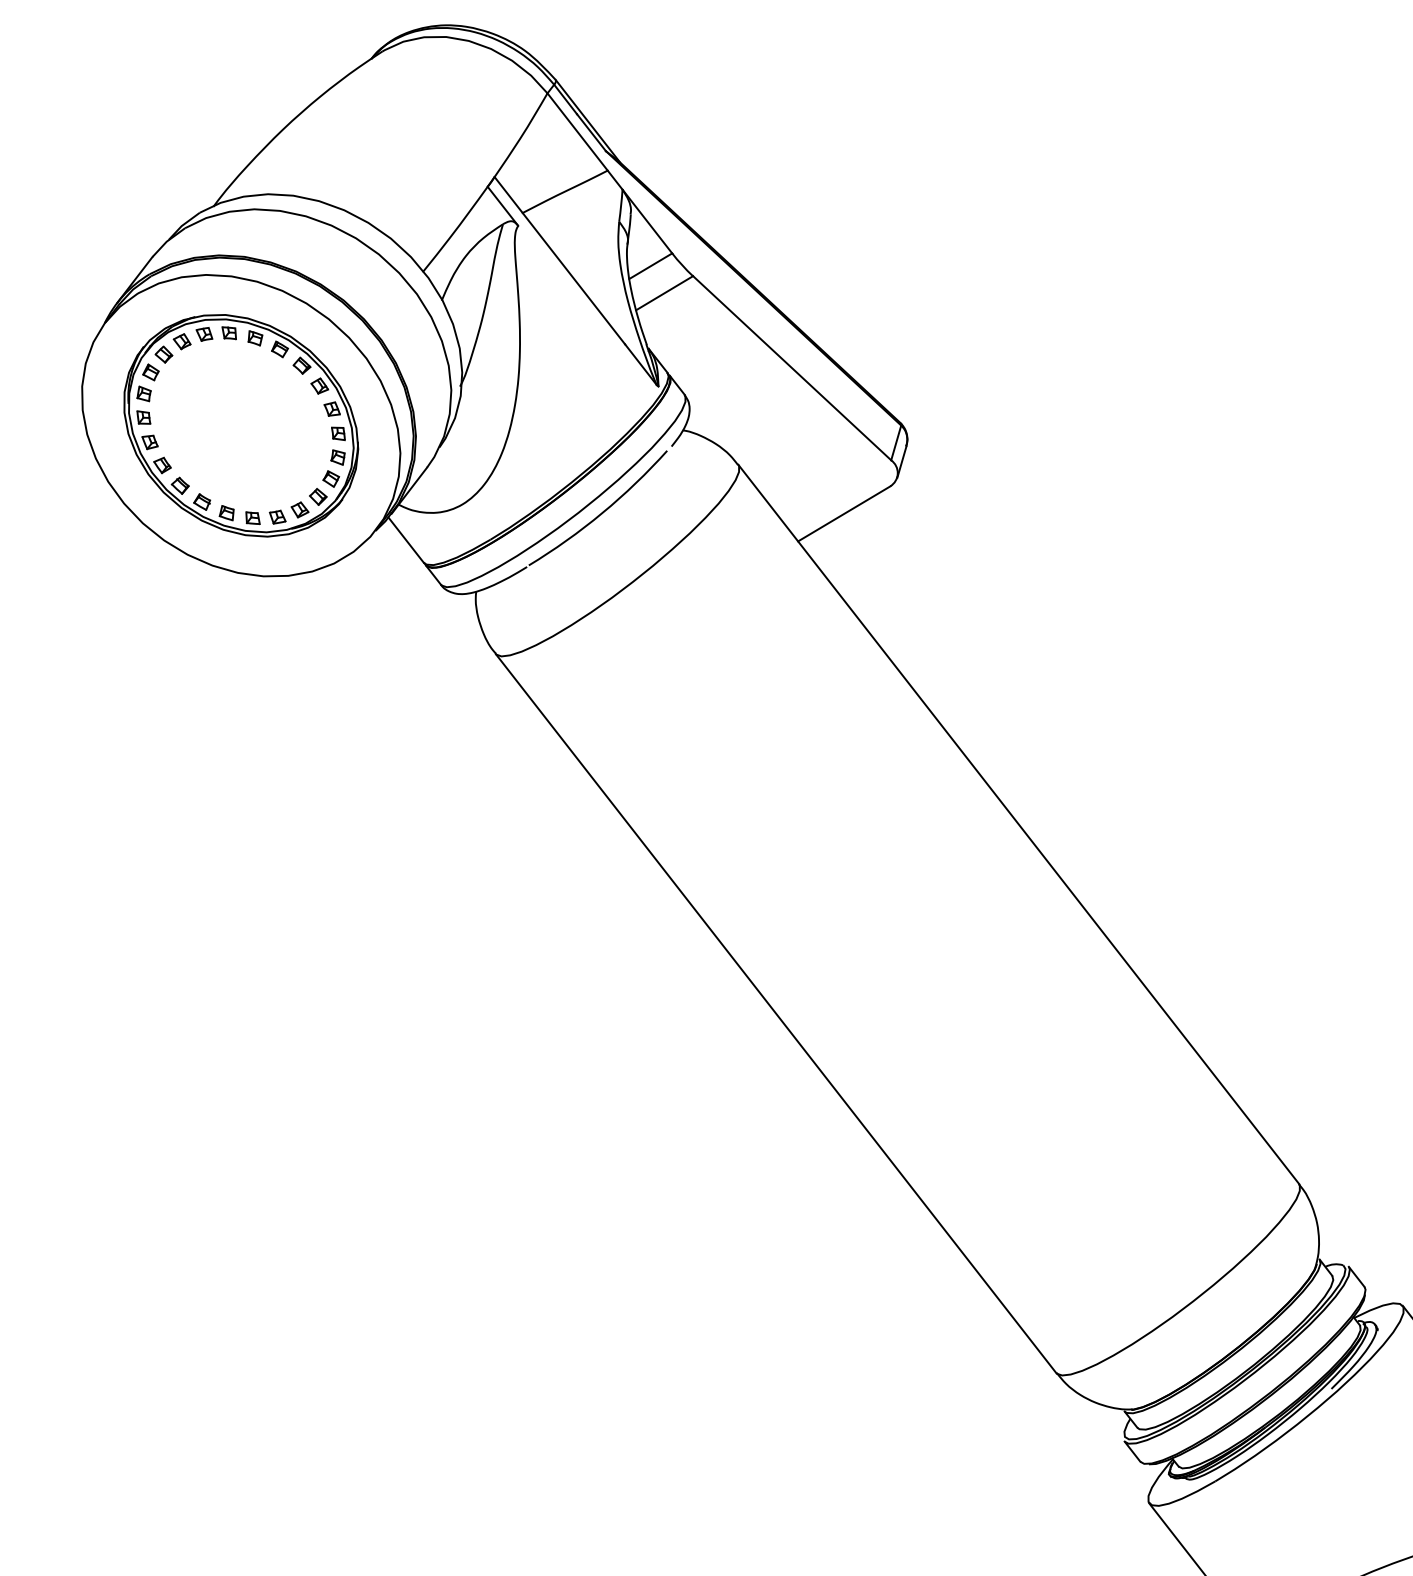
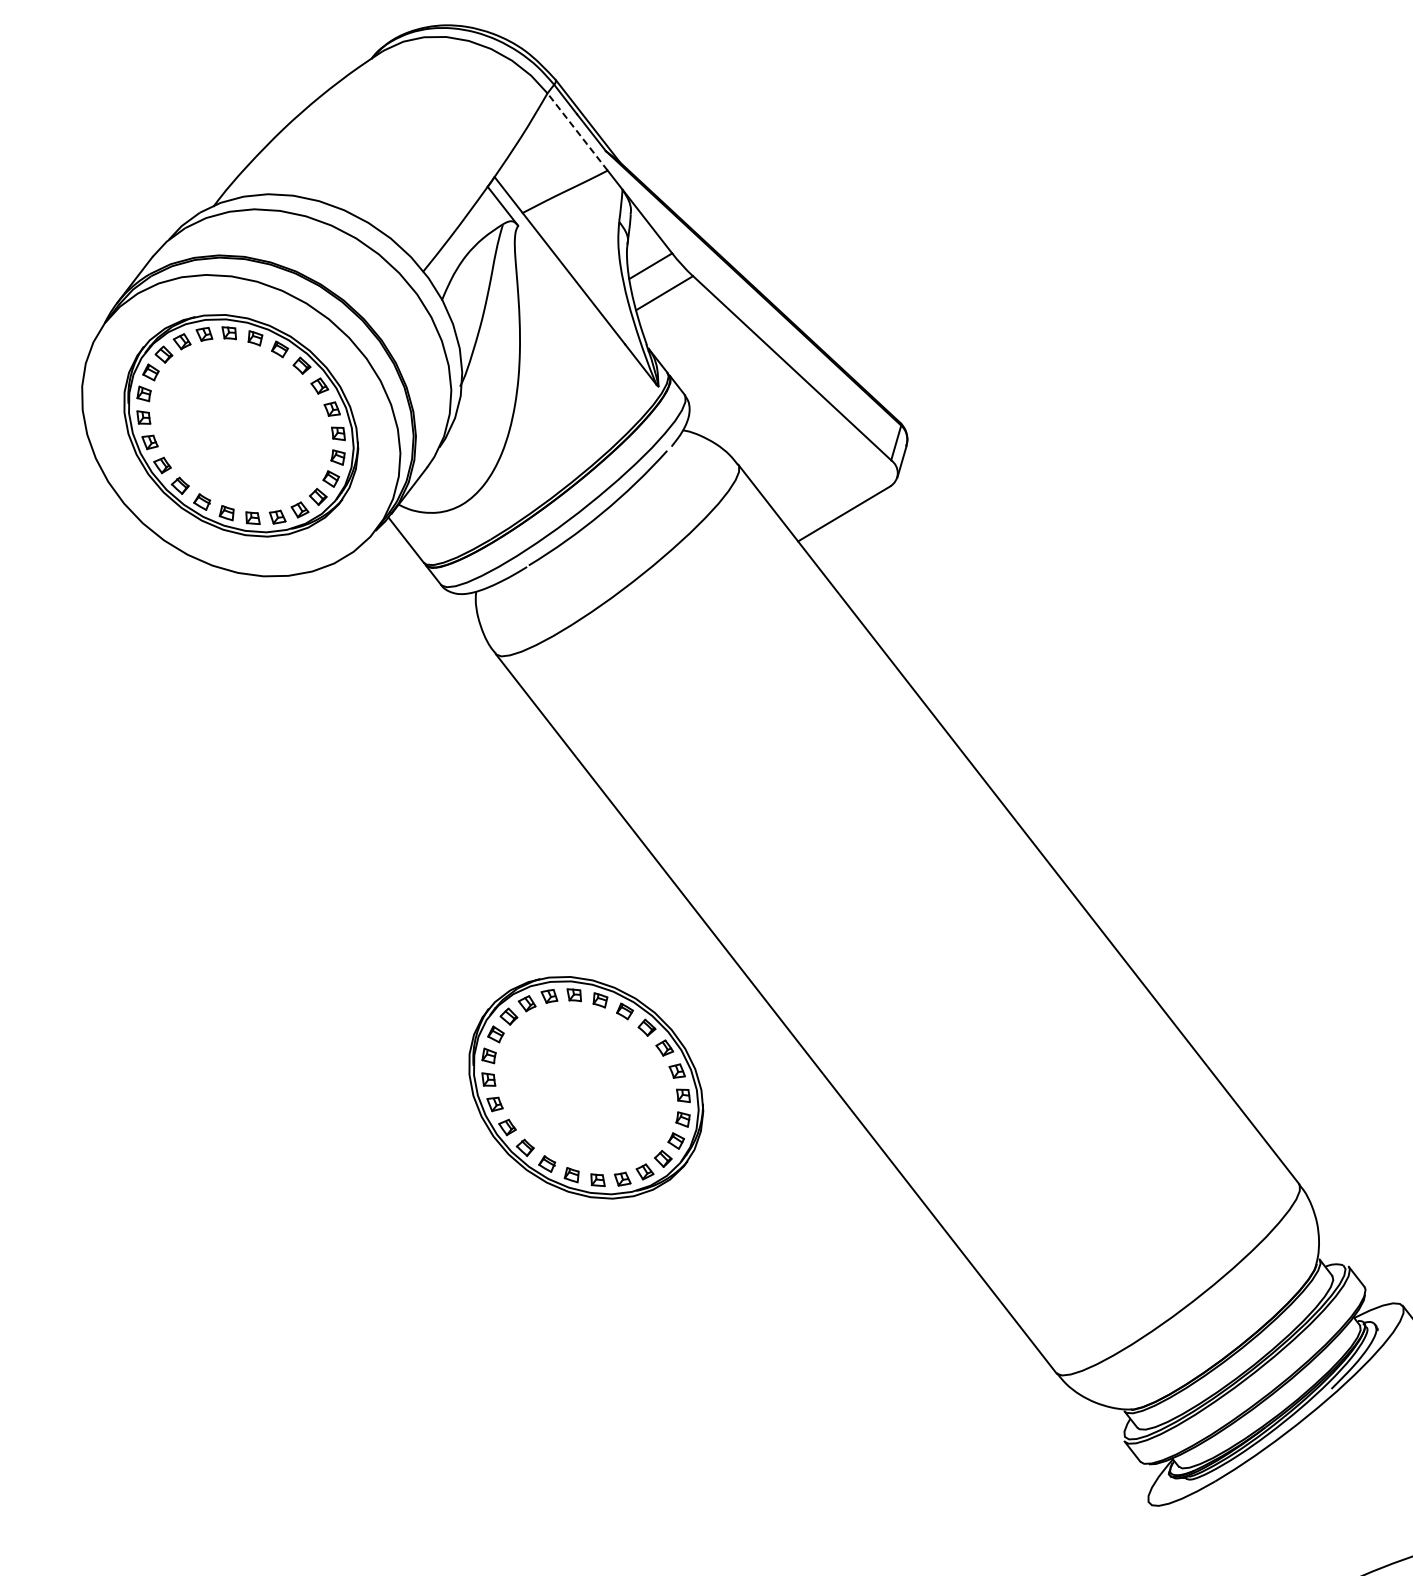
line: solid -> dashed (577, 131)
part: none -> present (586, 1087)
line: present -> none (1175, 1537)
